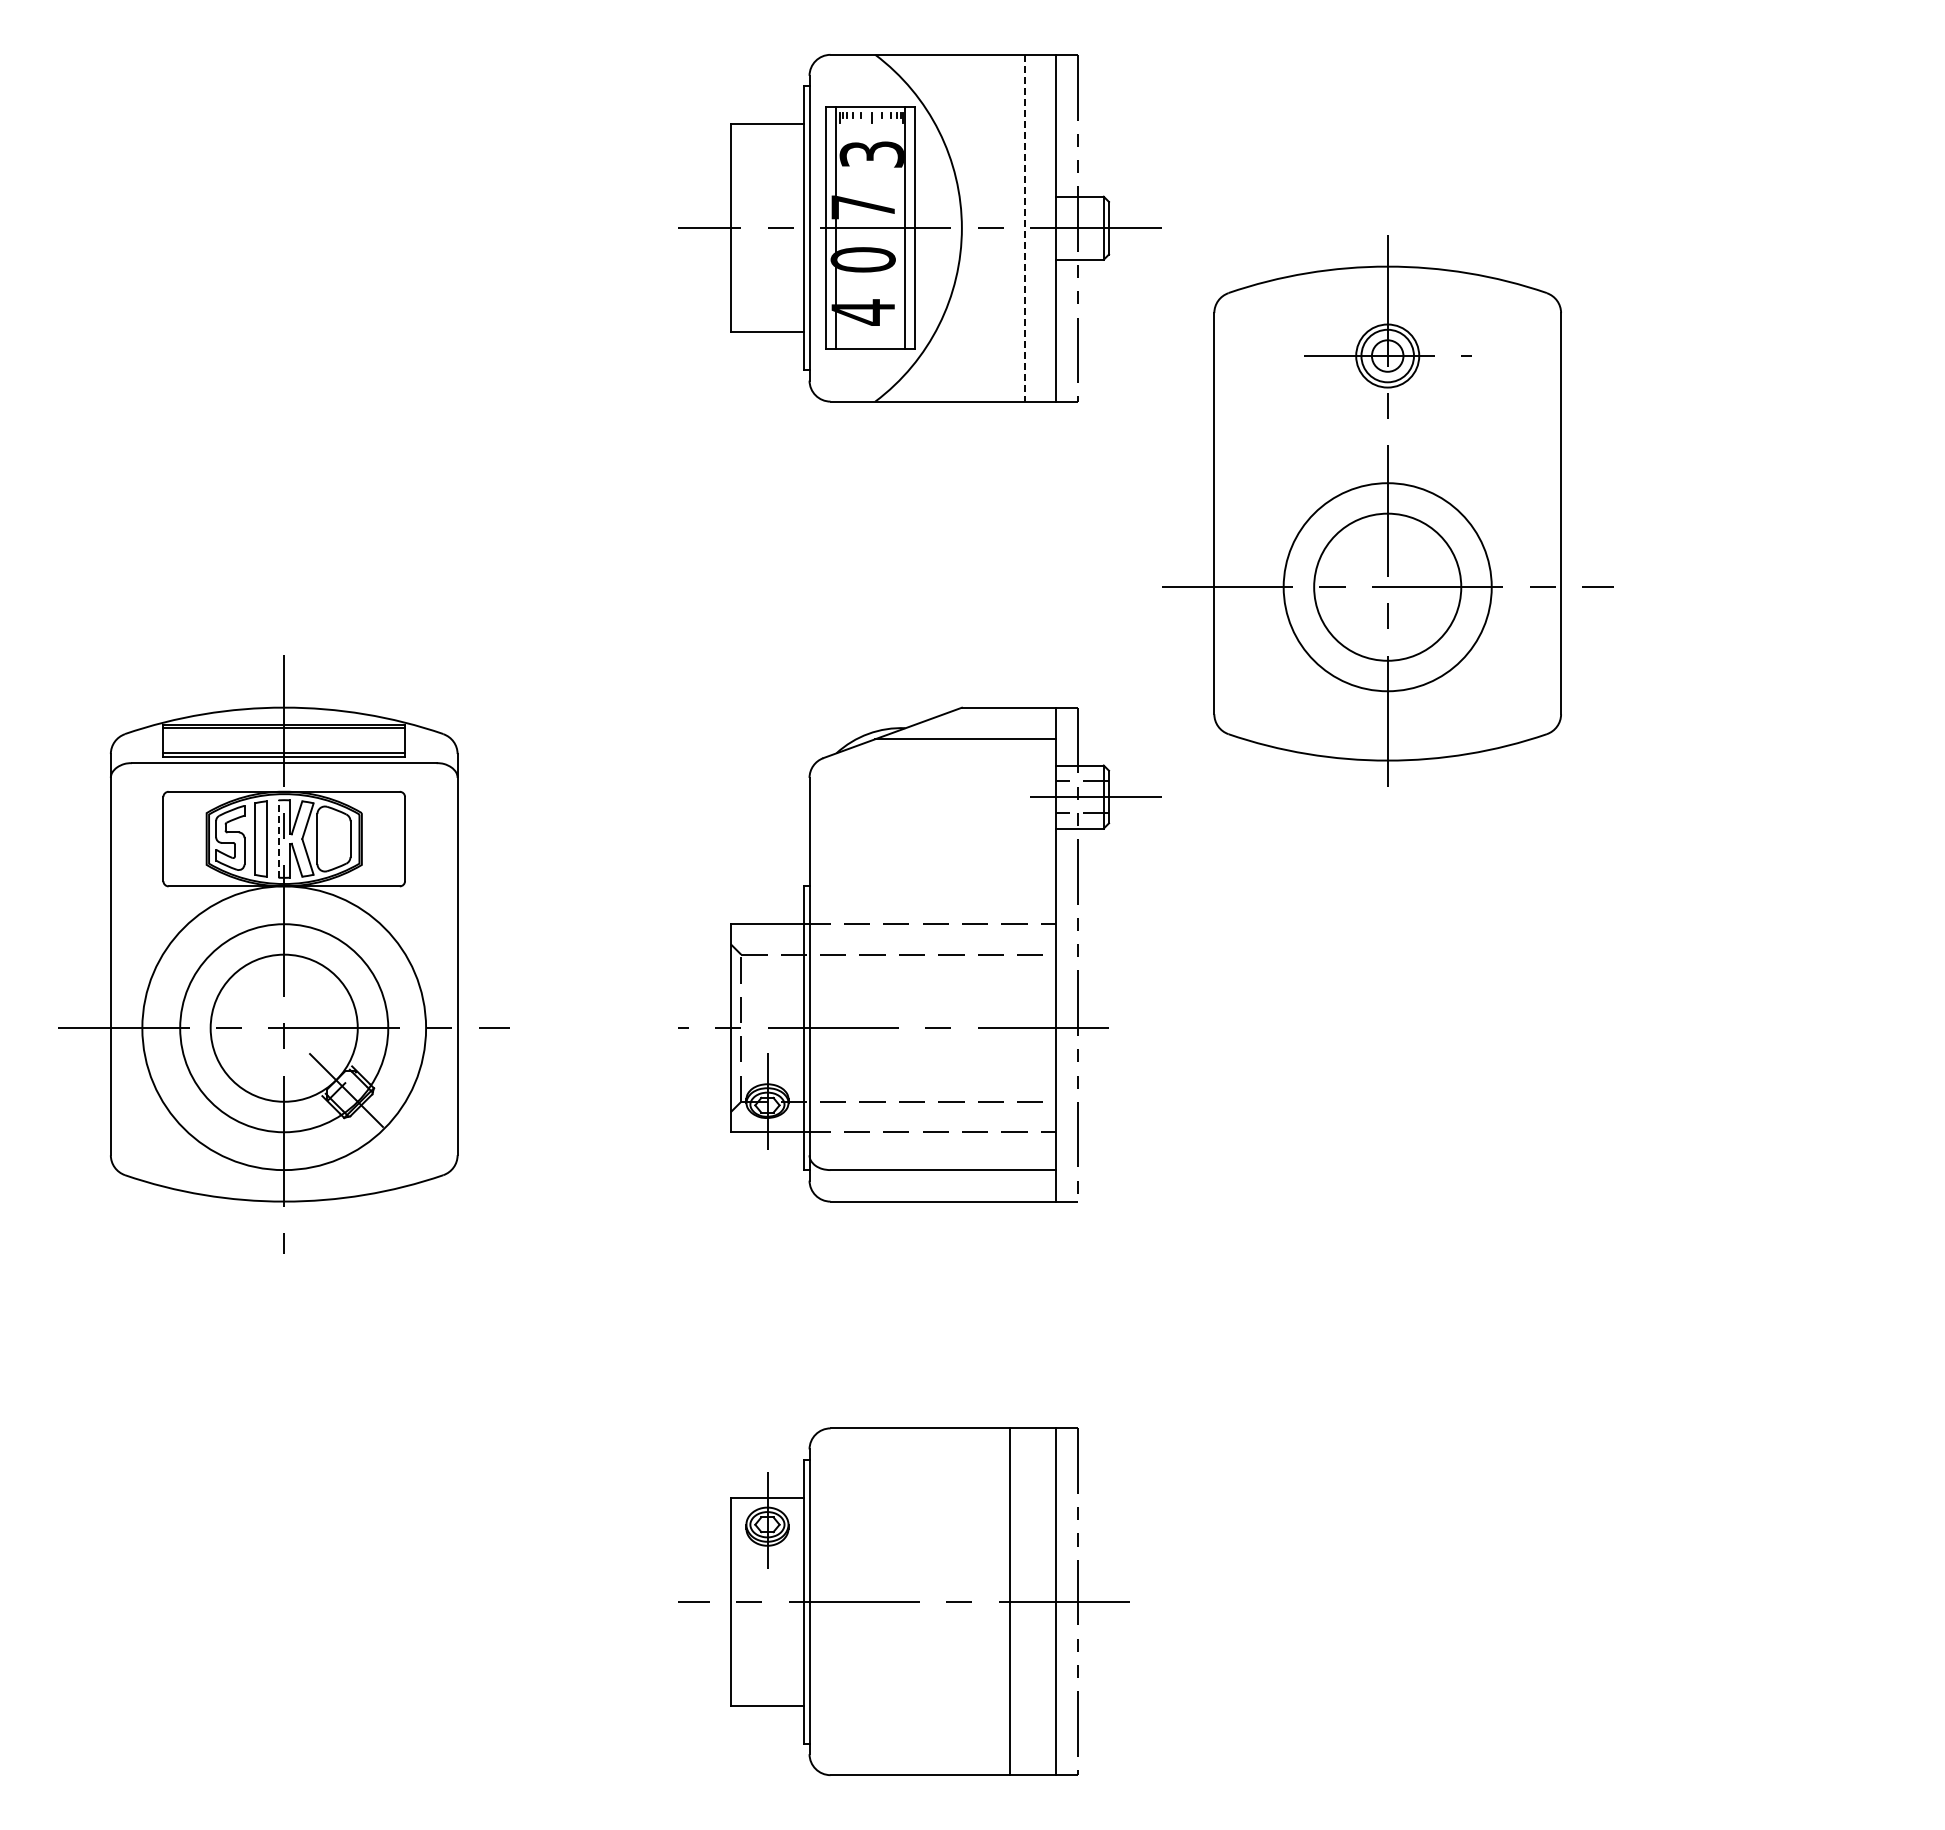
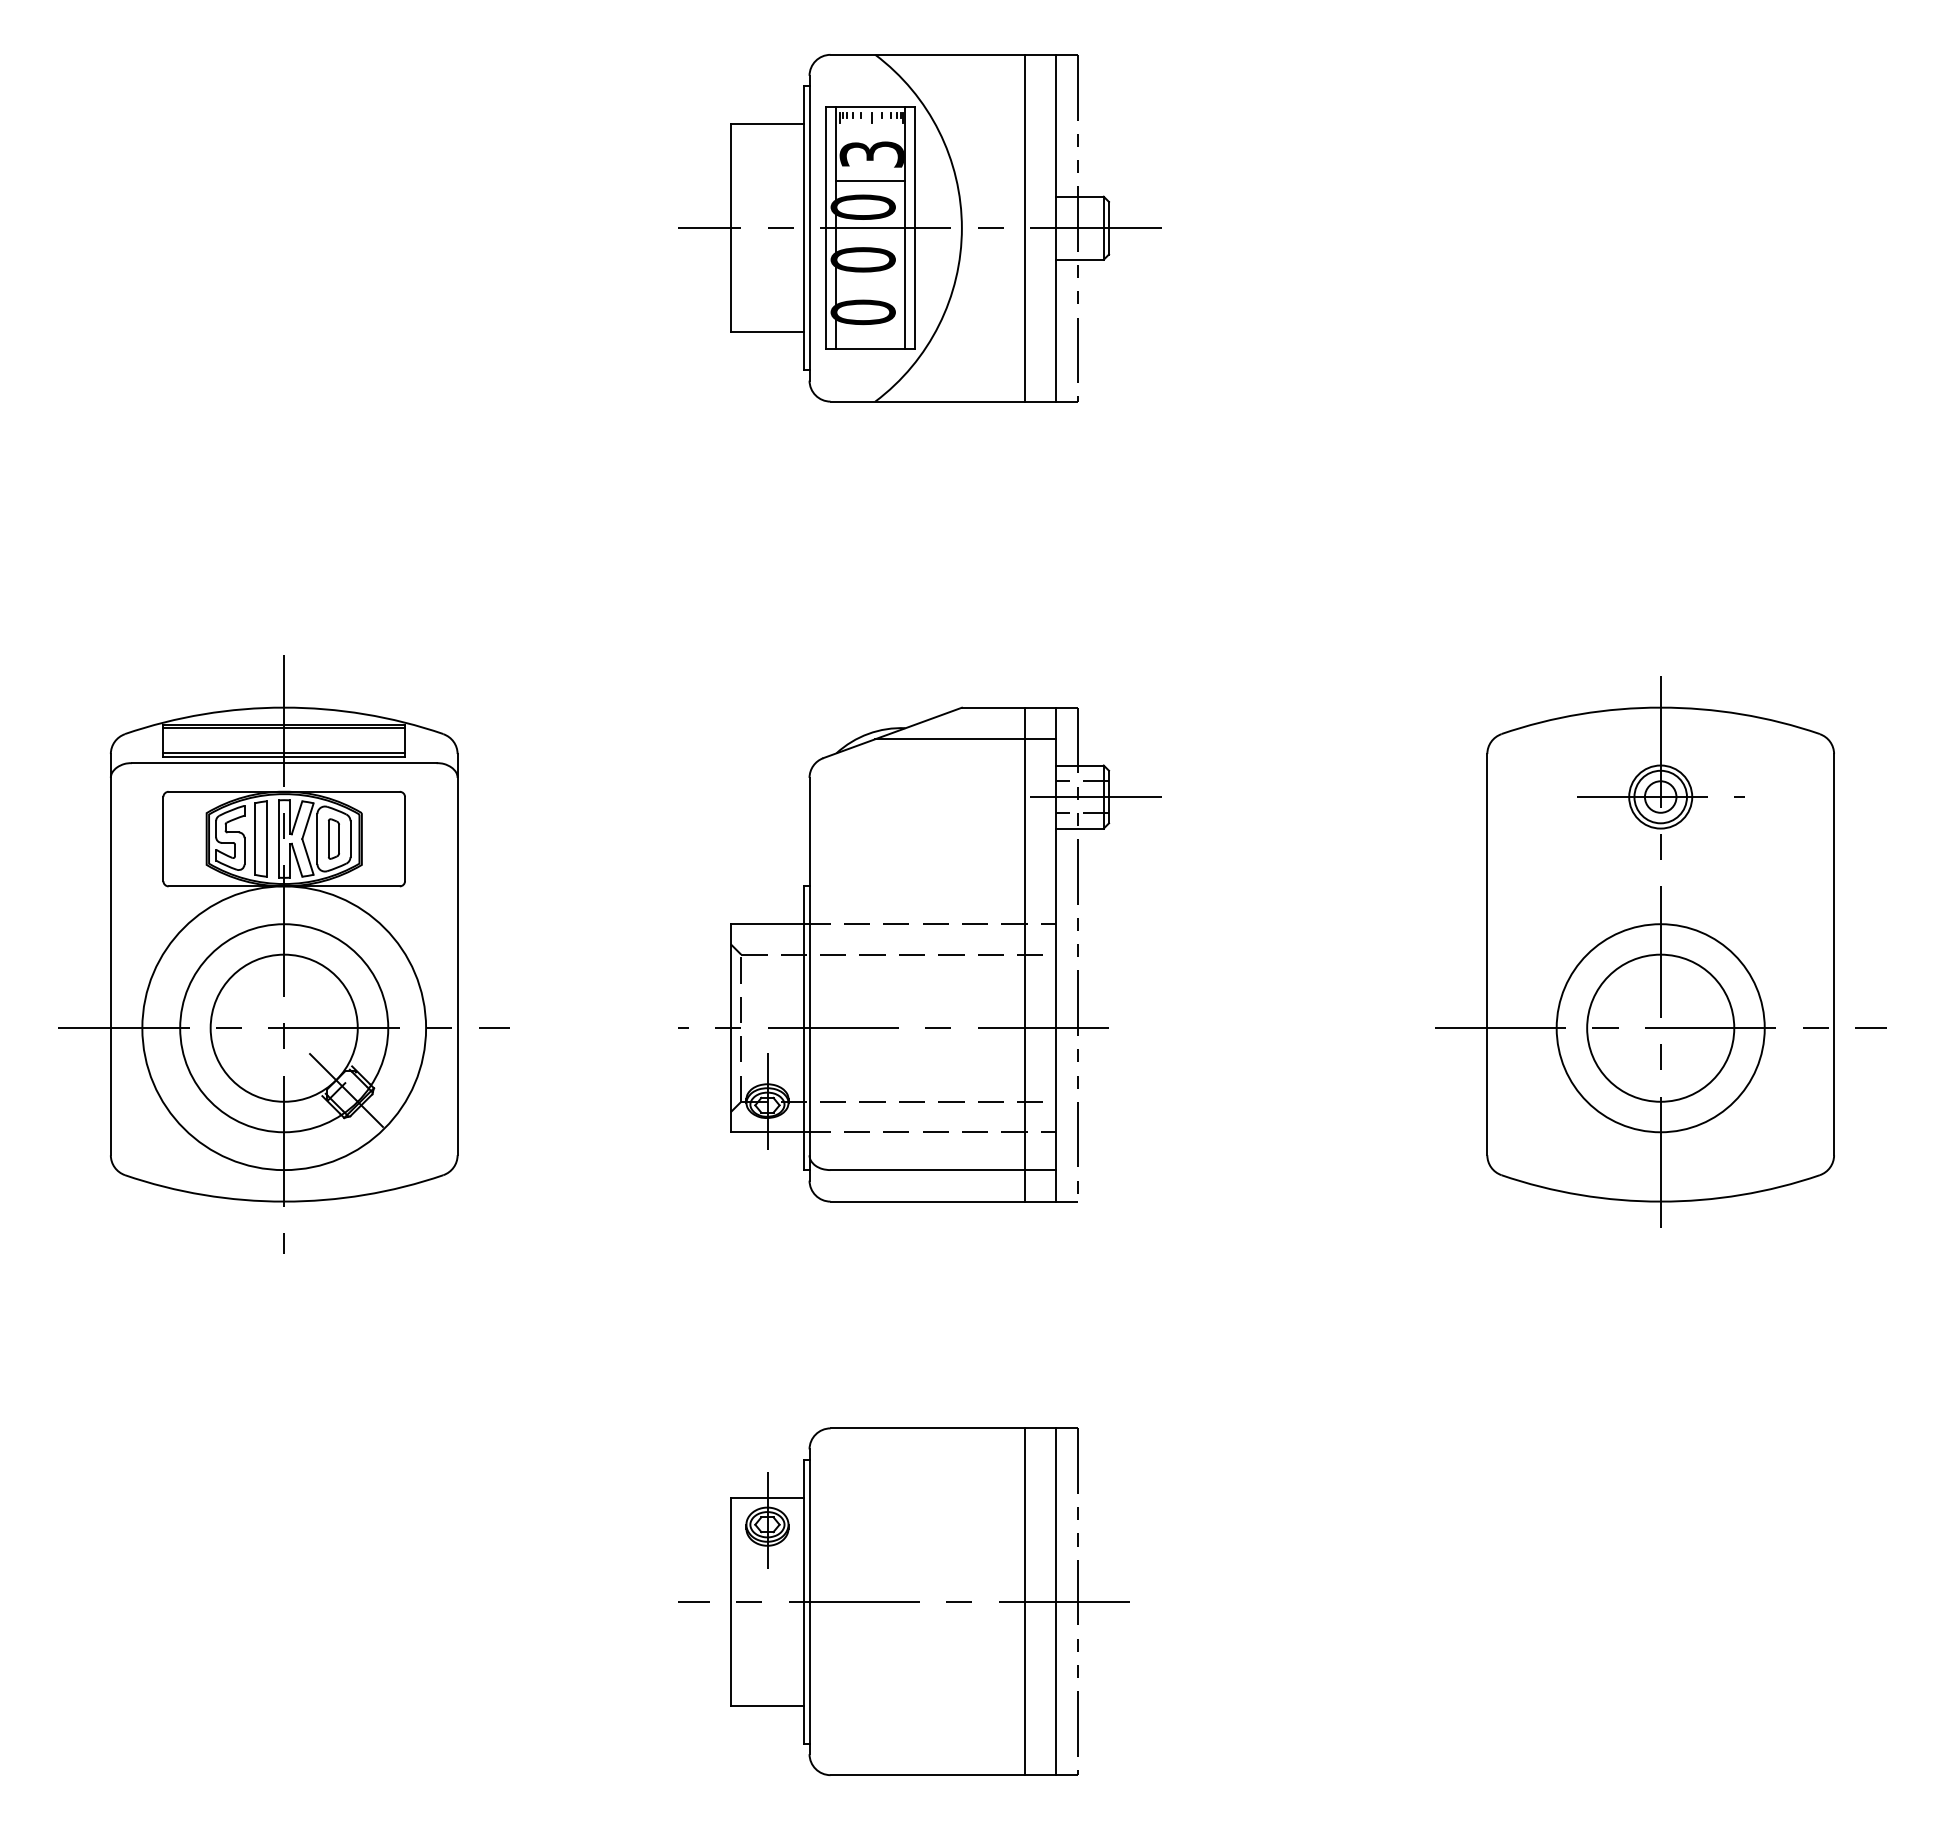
line: none -> present (870, 180)
text: 7 -> 0 (862, 206)
line: dashed -> solid (1024, 228)
text: 4 -> 0 (862, 312)
part position: (1387, 510) -> (1660, 951) (1660, 951)
part: none -> present (333, 838)
line: dashed -> solid (278, 839)
line: none -> present (1024, 954)
line position: (1009, 1601) -> (1024, 1601) (1024, 1601)
